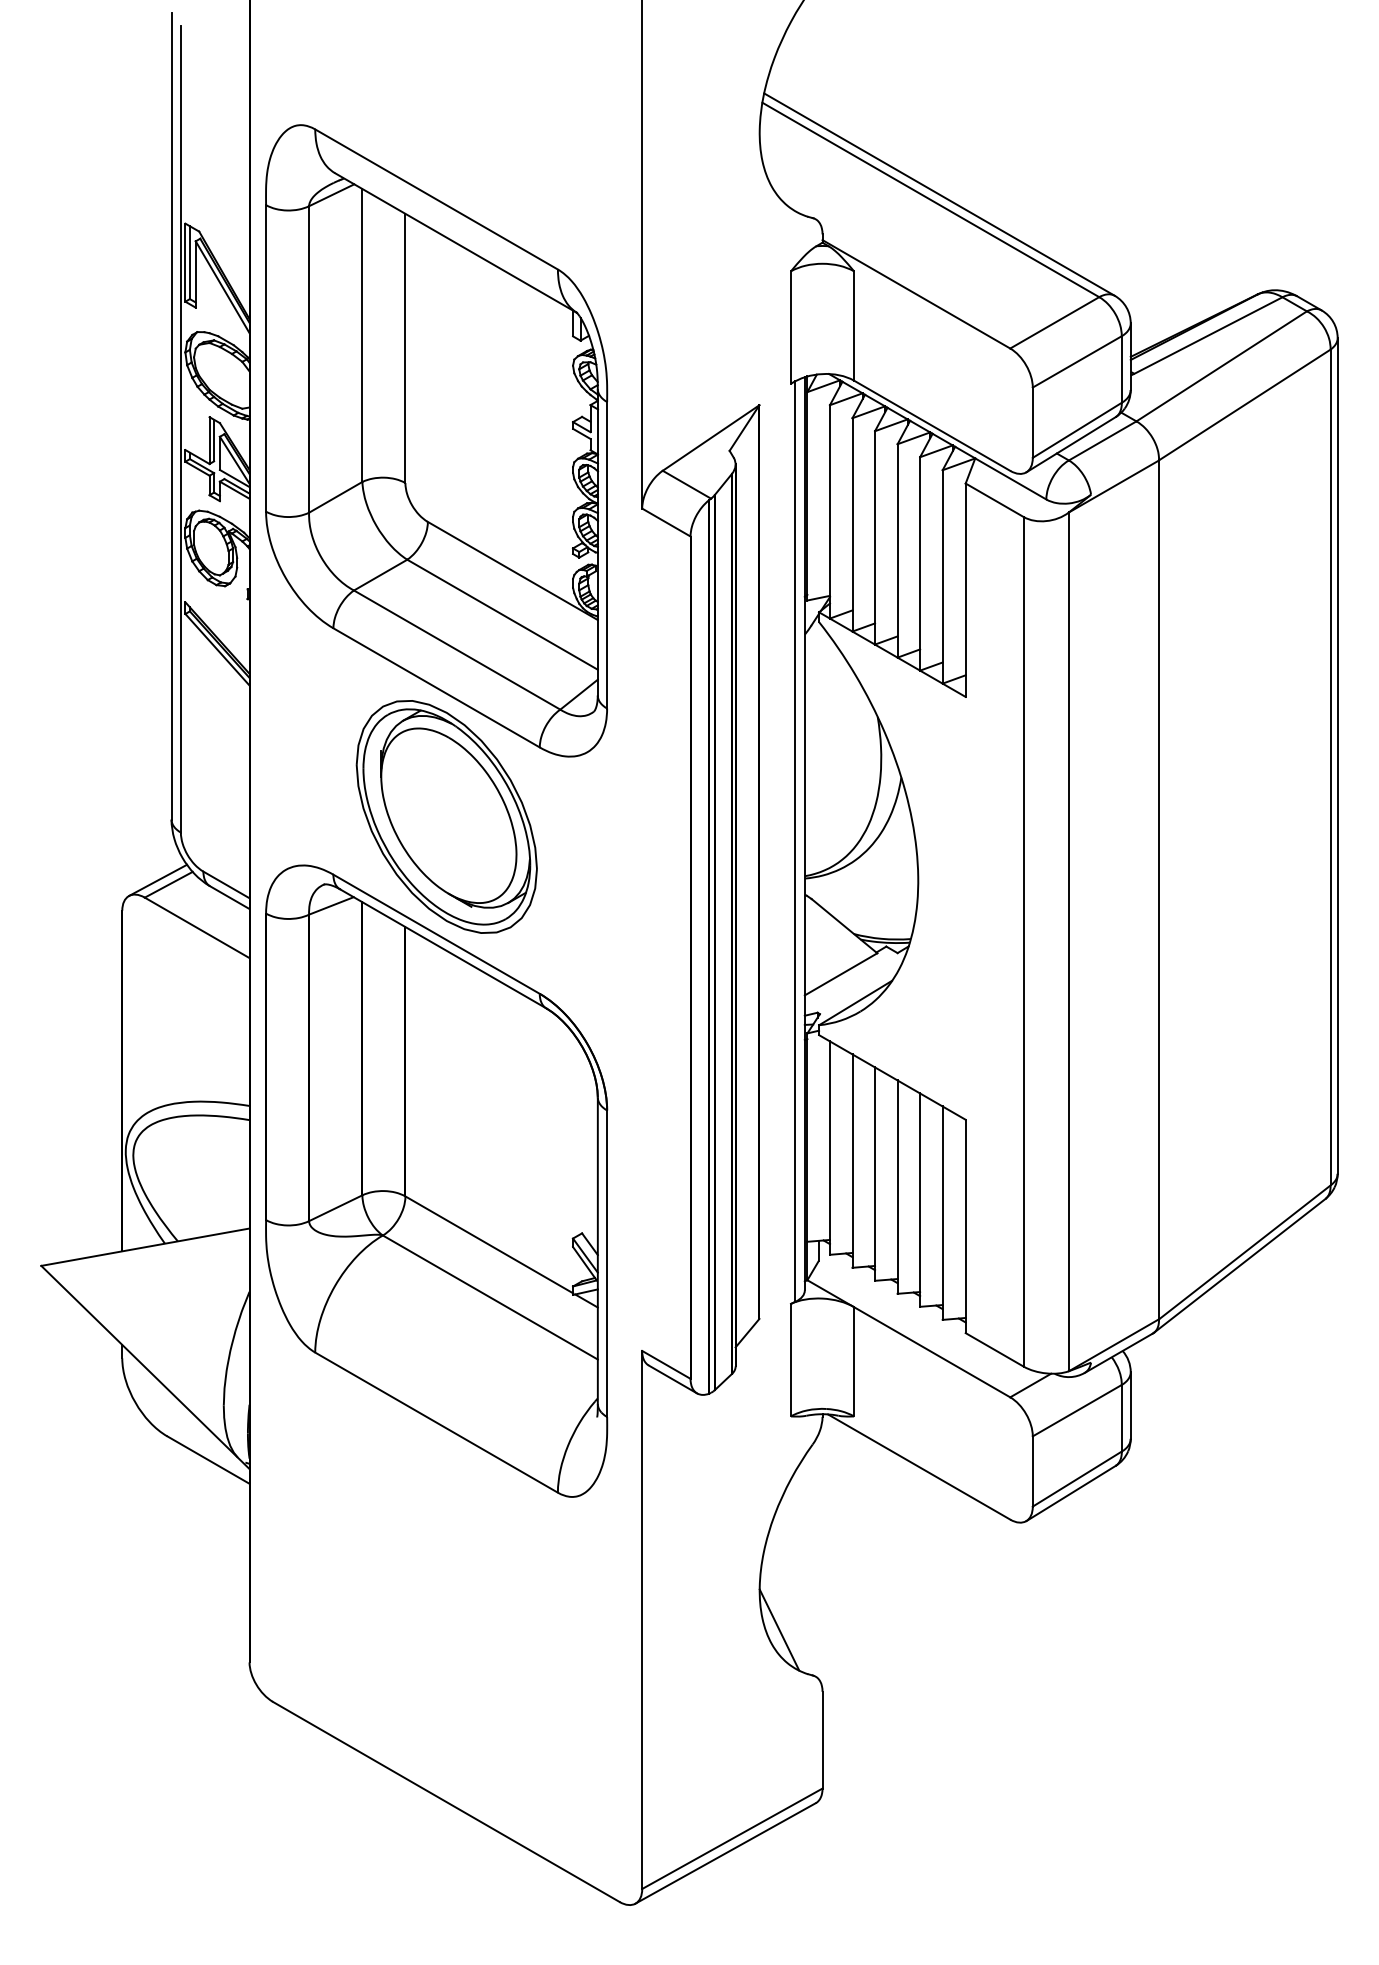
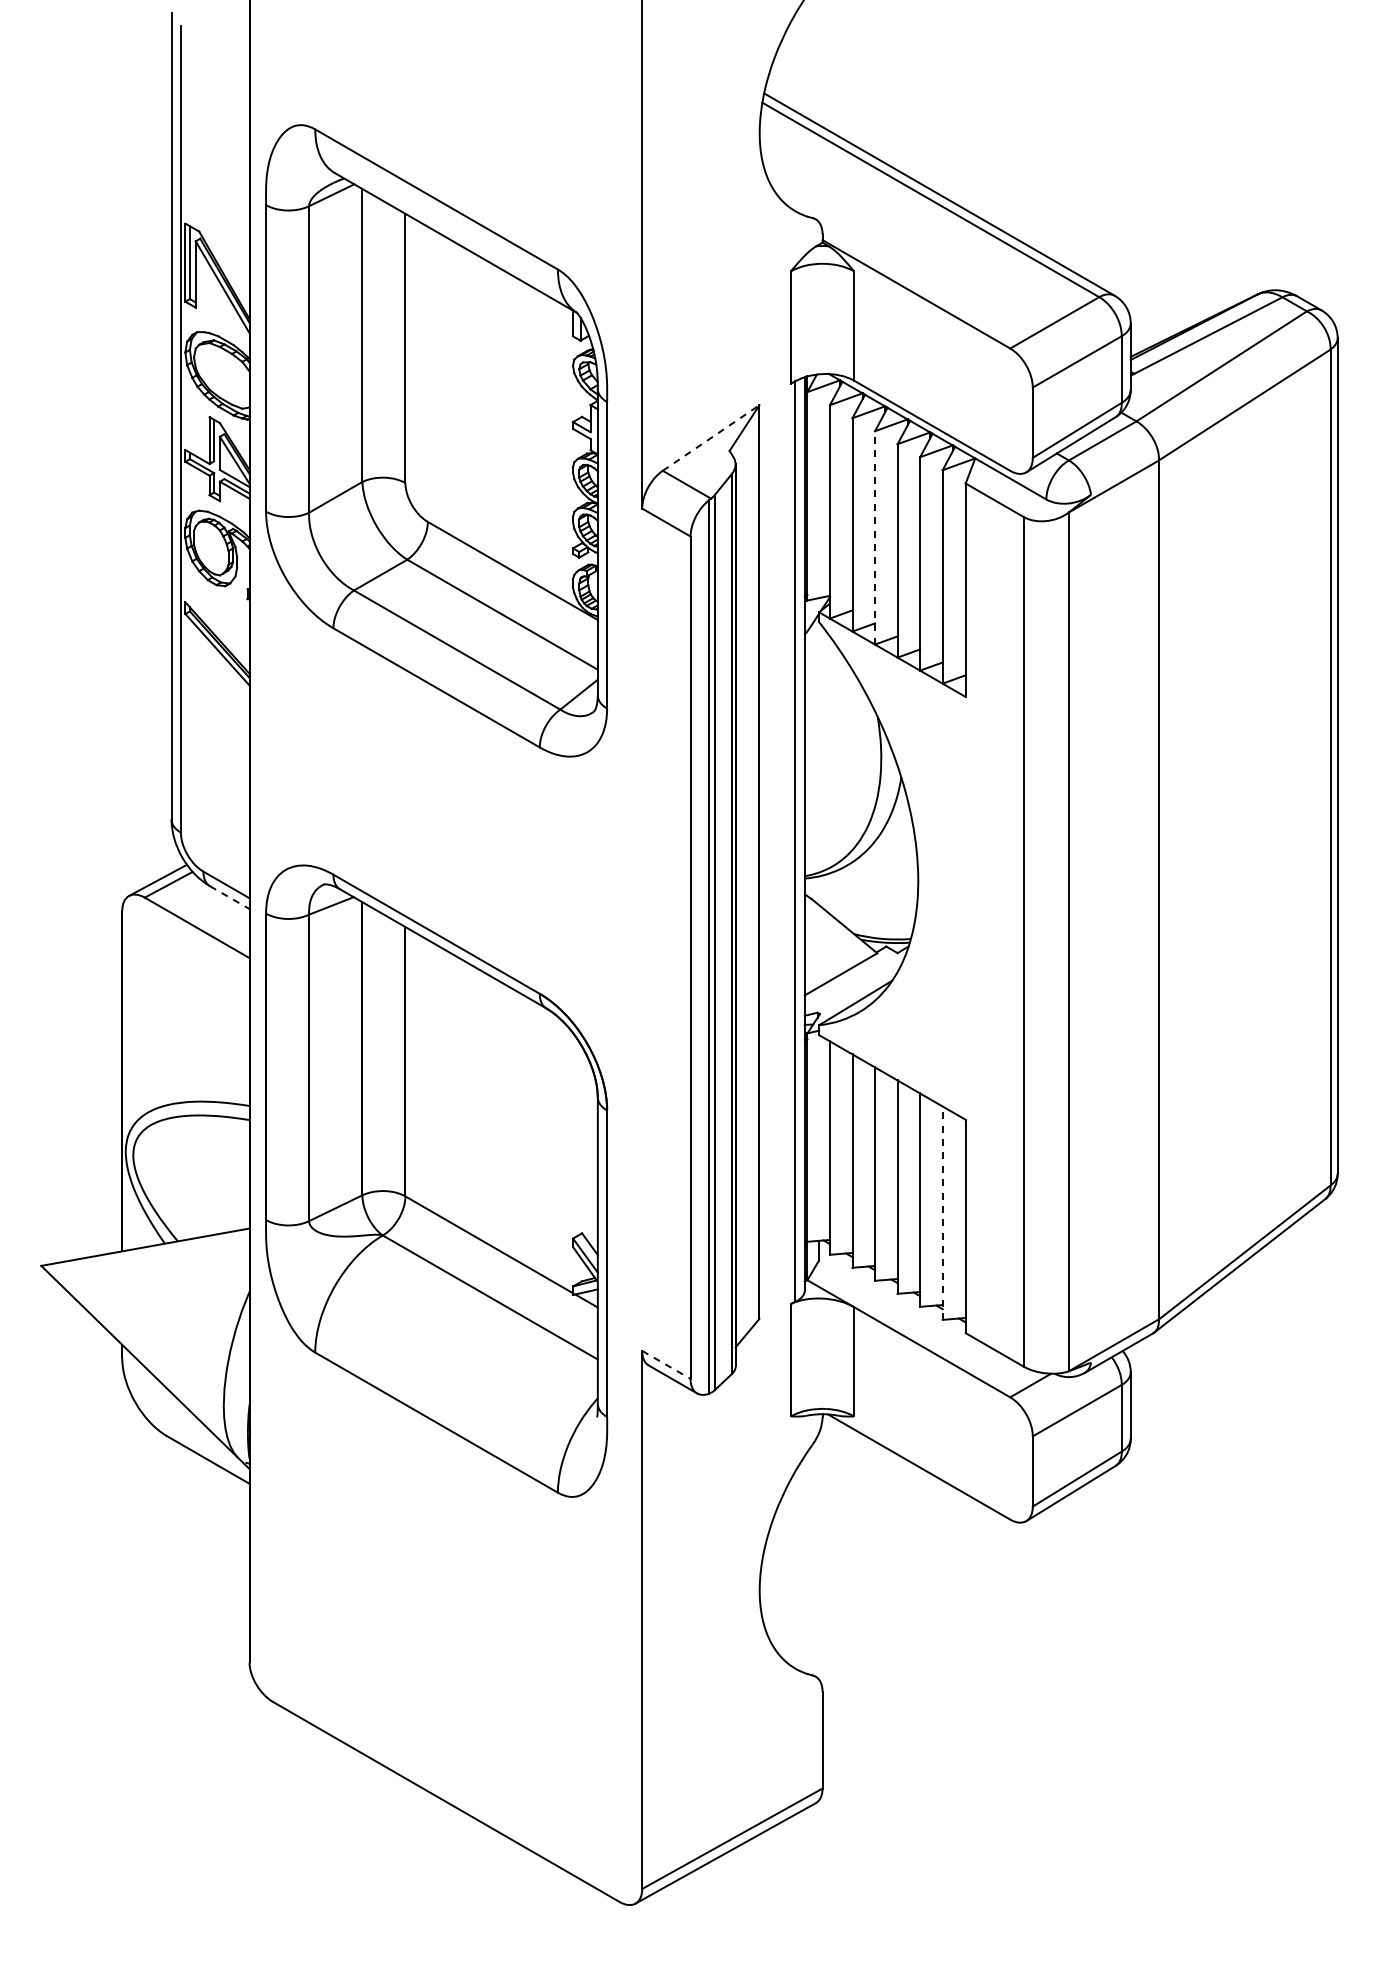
line: solid -> dashed (711, 437)
line: solid -> dashed (875, 537)
part: present -> none (446, 816)
line: solid -> dashed (229, 897)
line: solid -> dashed (942, 1213)
line: solid -> dashed (666, 1364)
line: present -> none (779, 1629)
